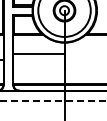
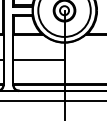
line position: (38, 53) -> (38, 59) (38, 59)
line: dashed -> solid (53, 101)
